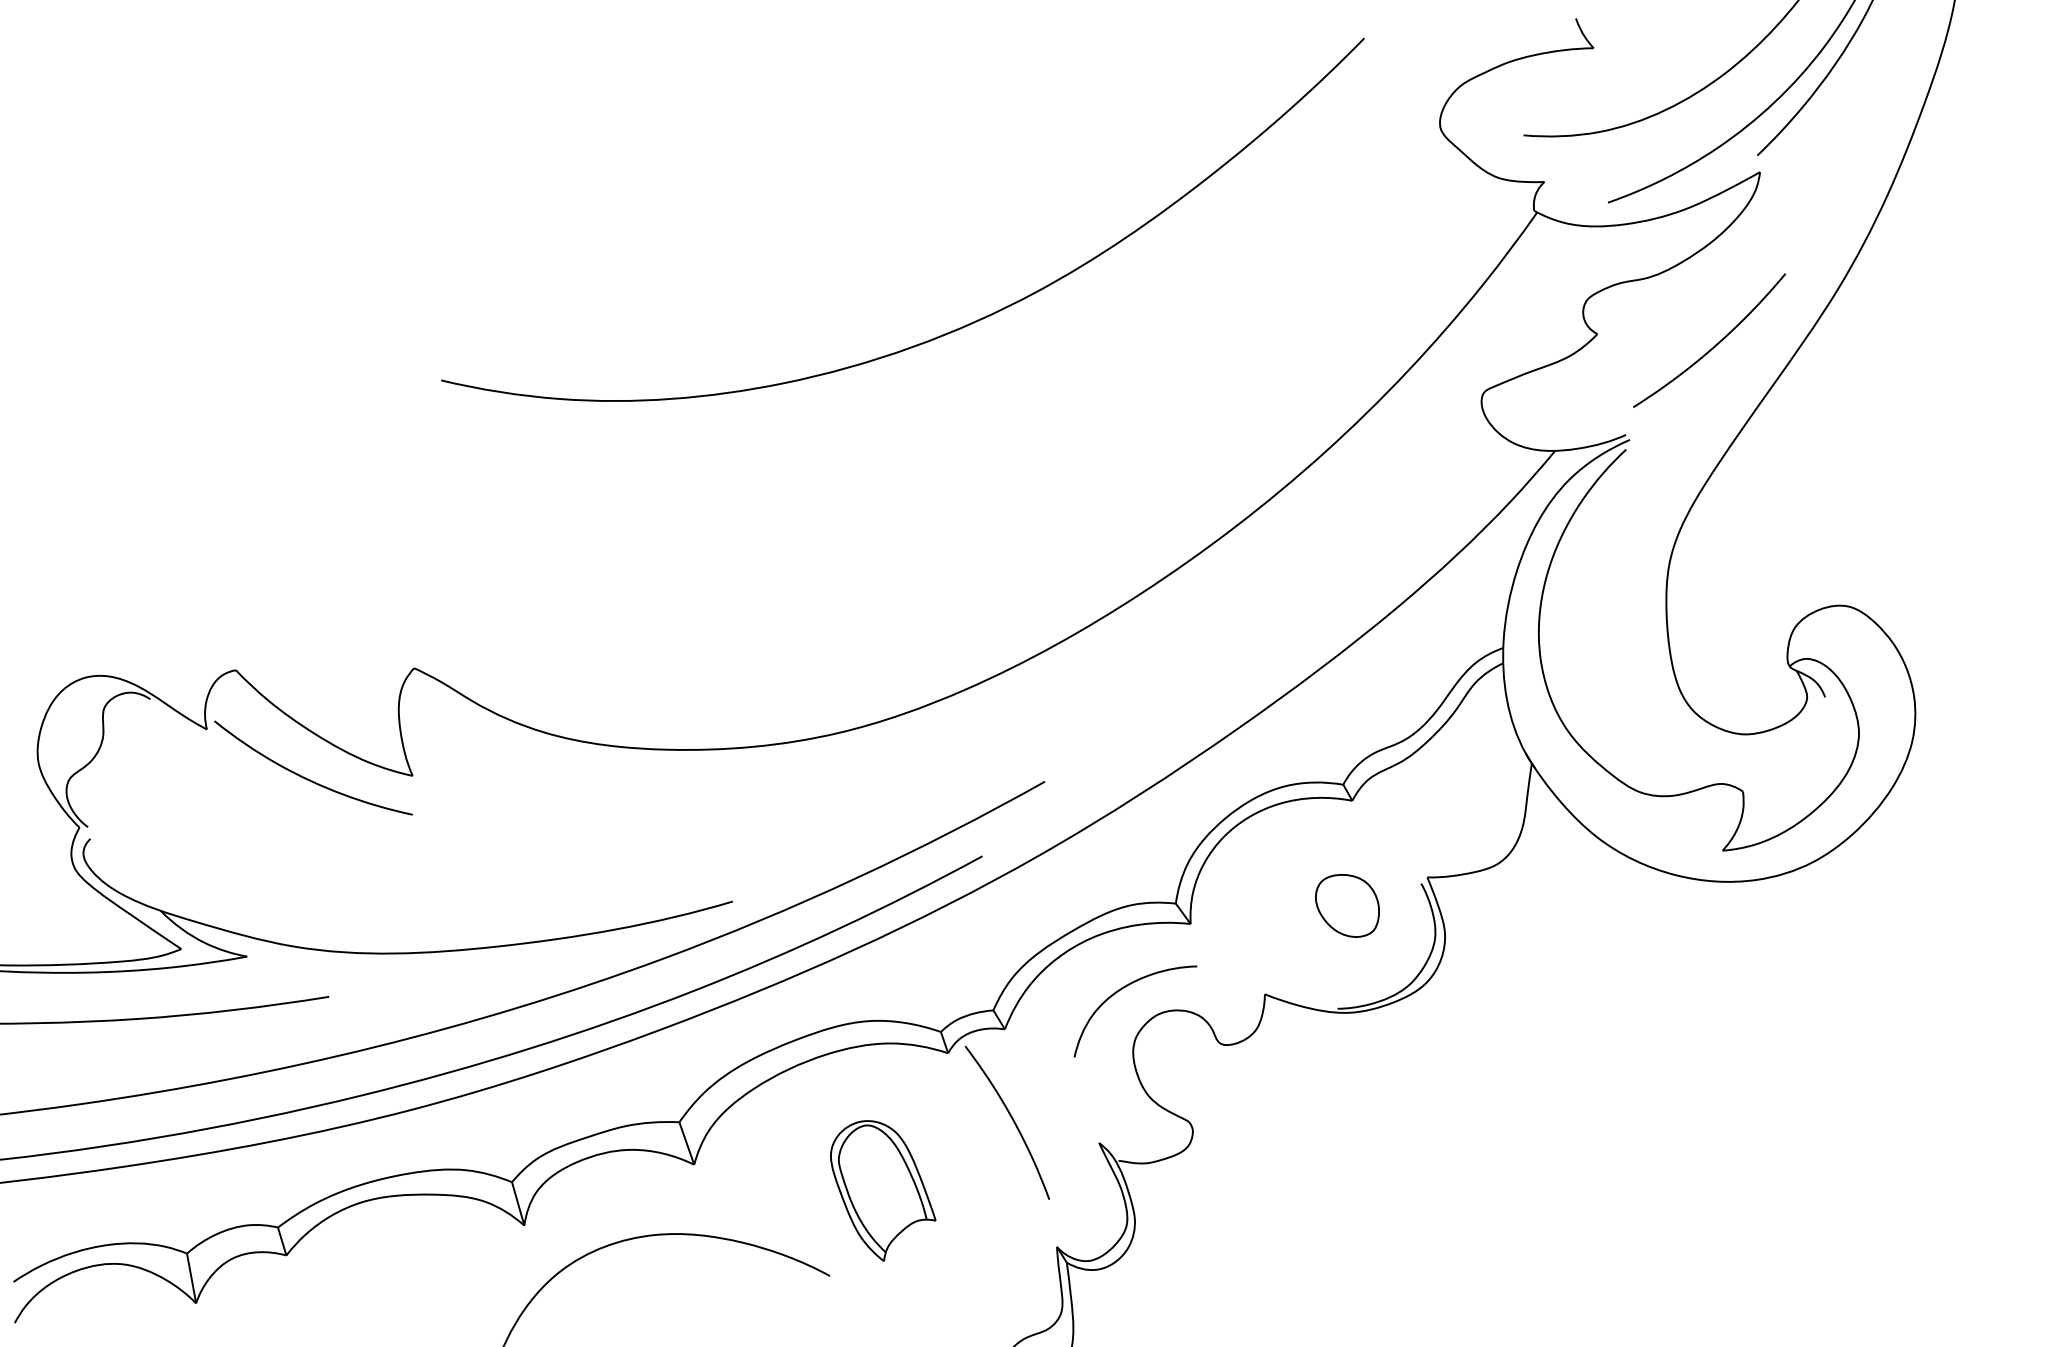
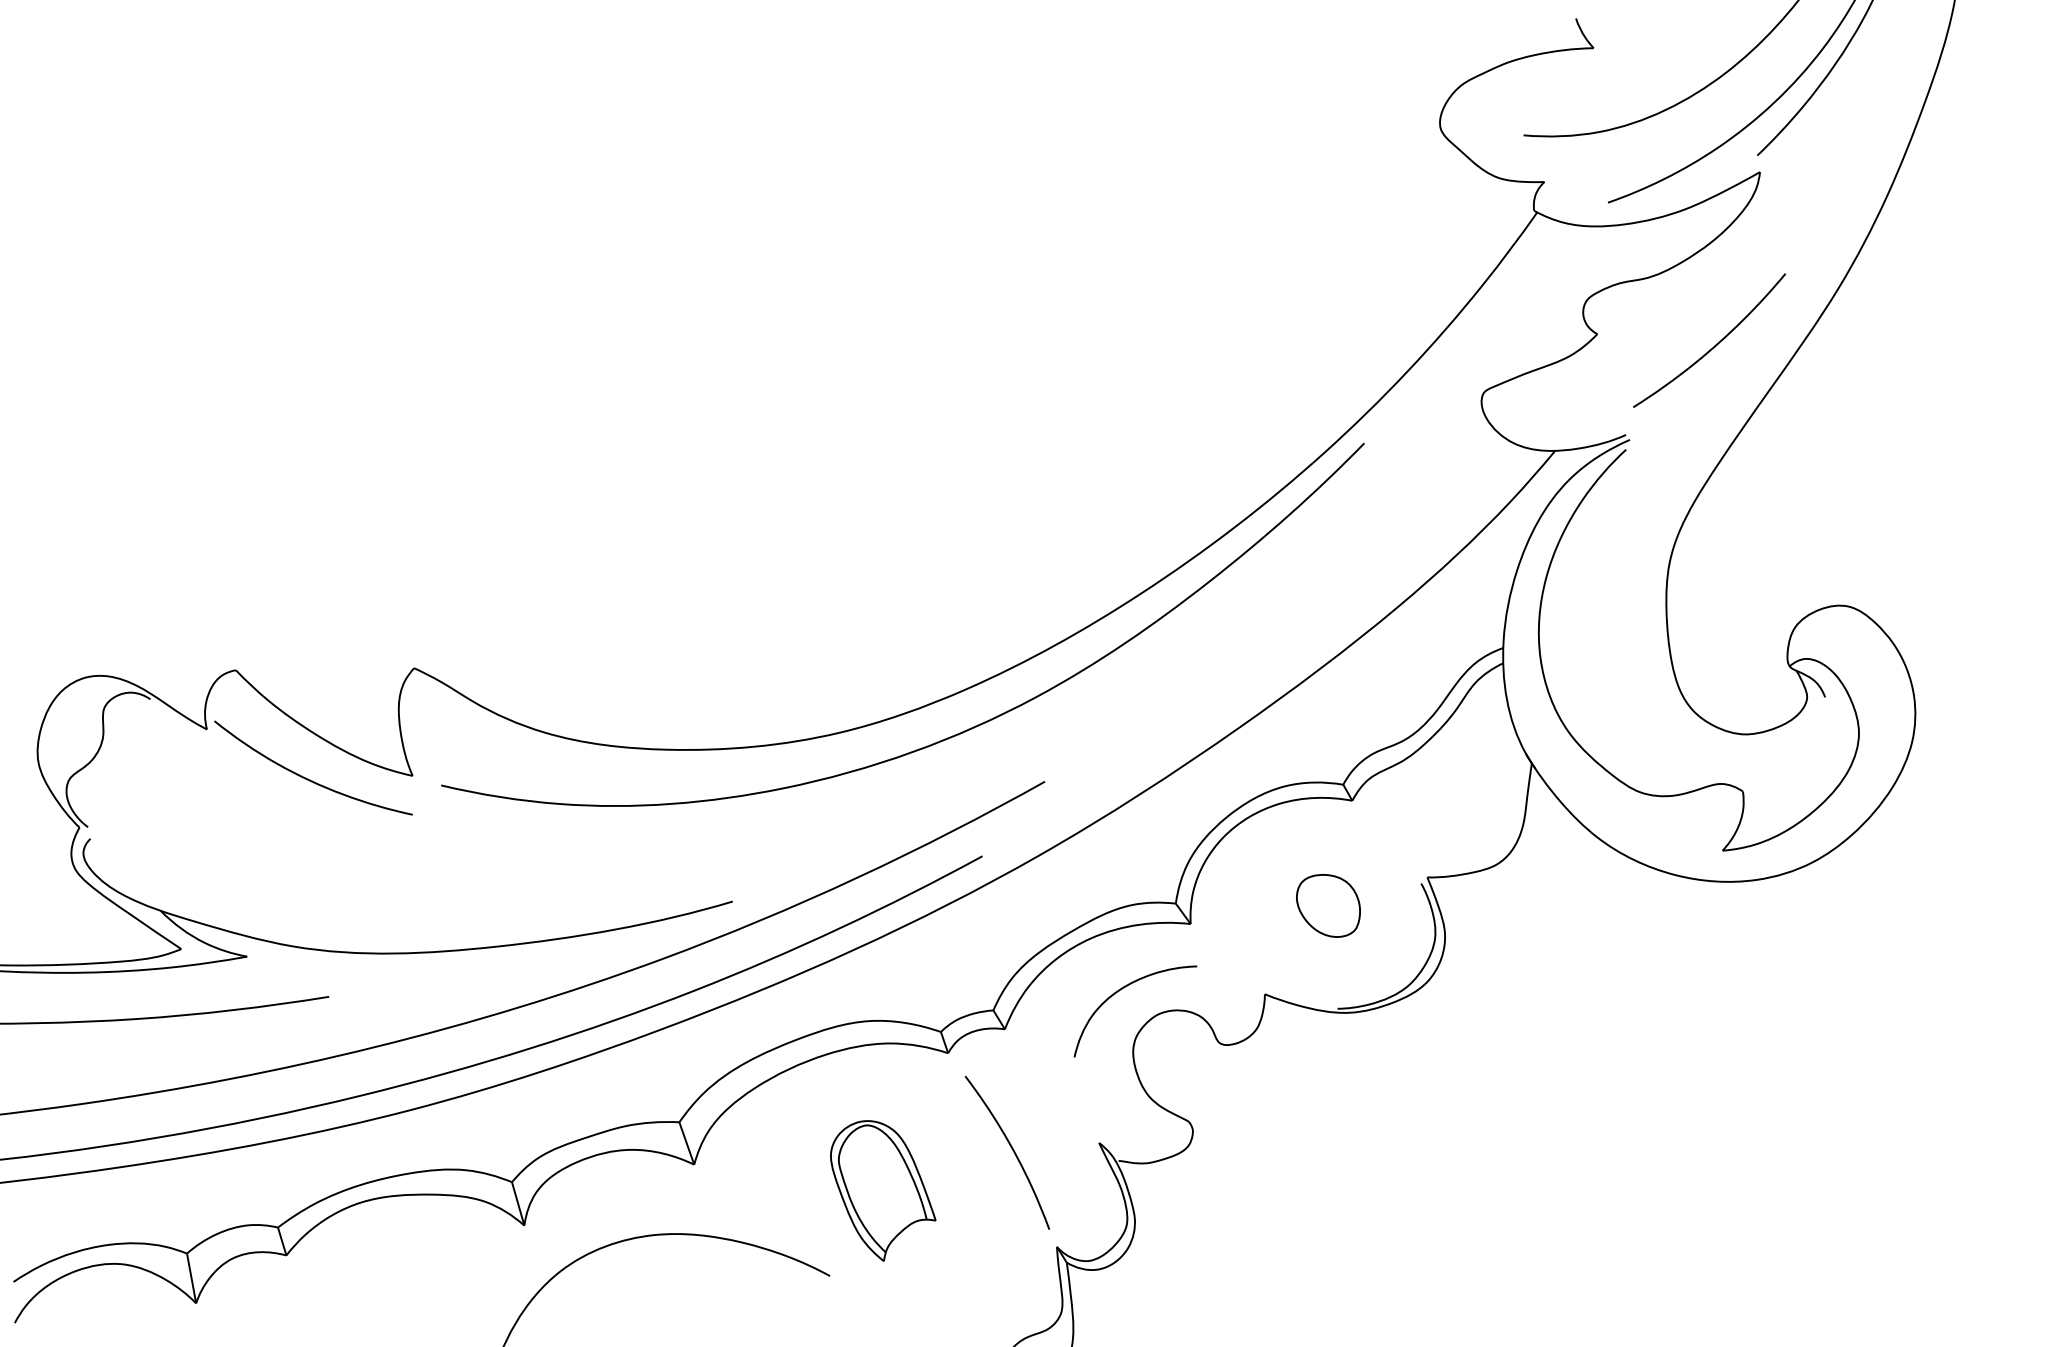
curve position: (949, 331) -> (949, 736) (949, 736)
part position: (1347, 905) -> (1328, 905) (1328, 905)
curve position: (1011, 1119) -> (1011, 1149) (1011, 1149)
